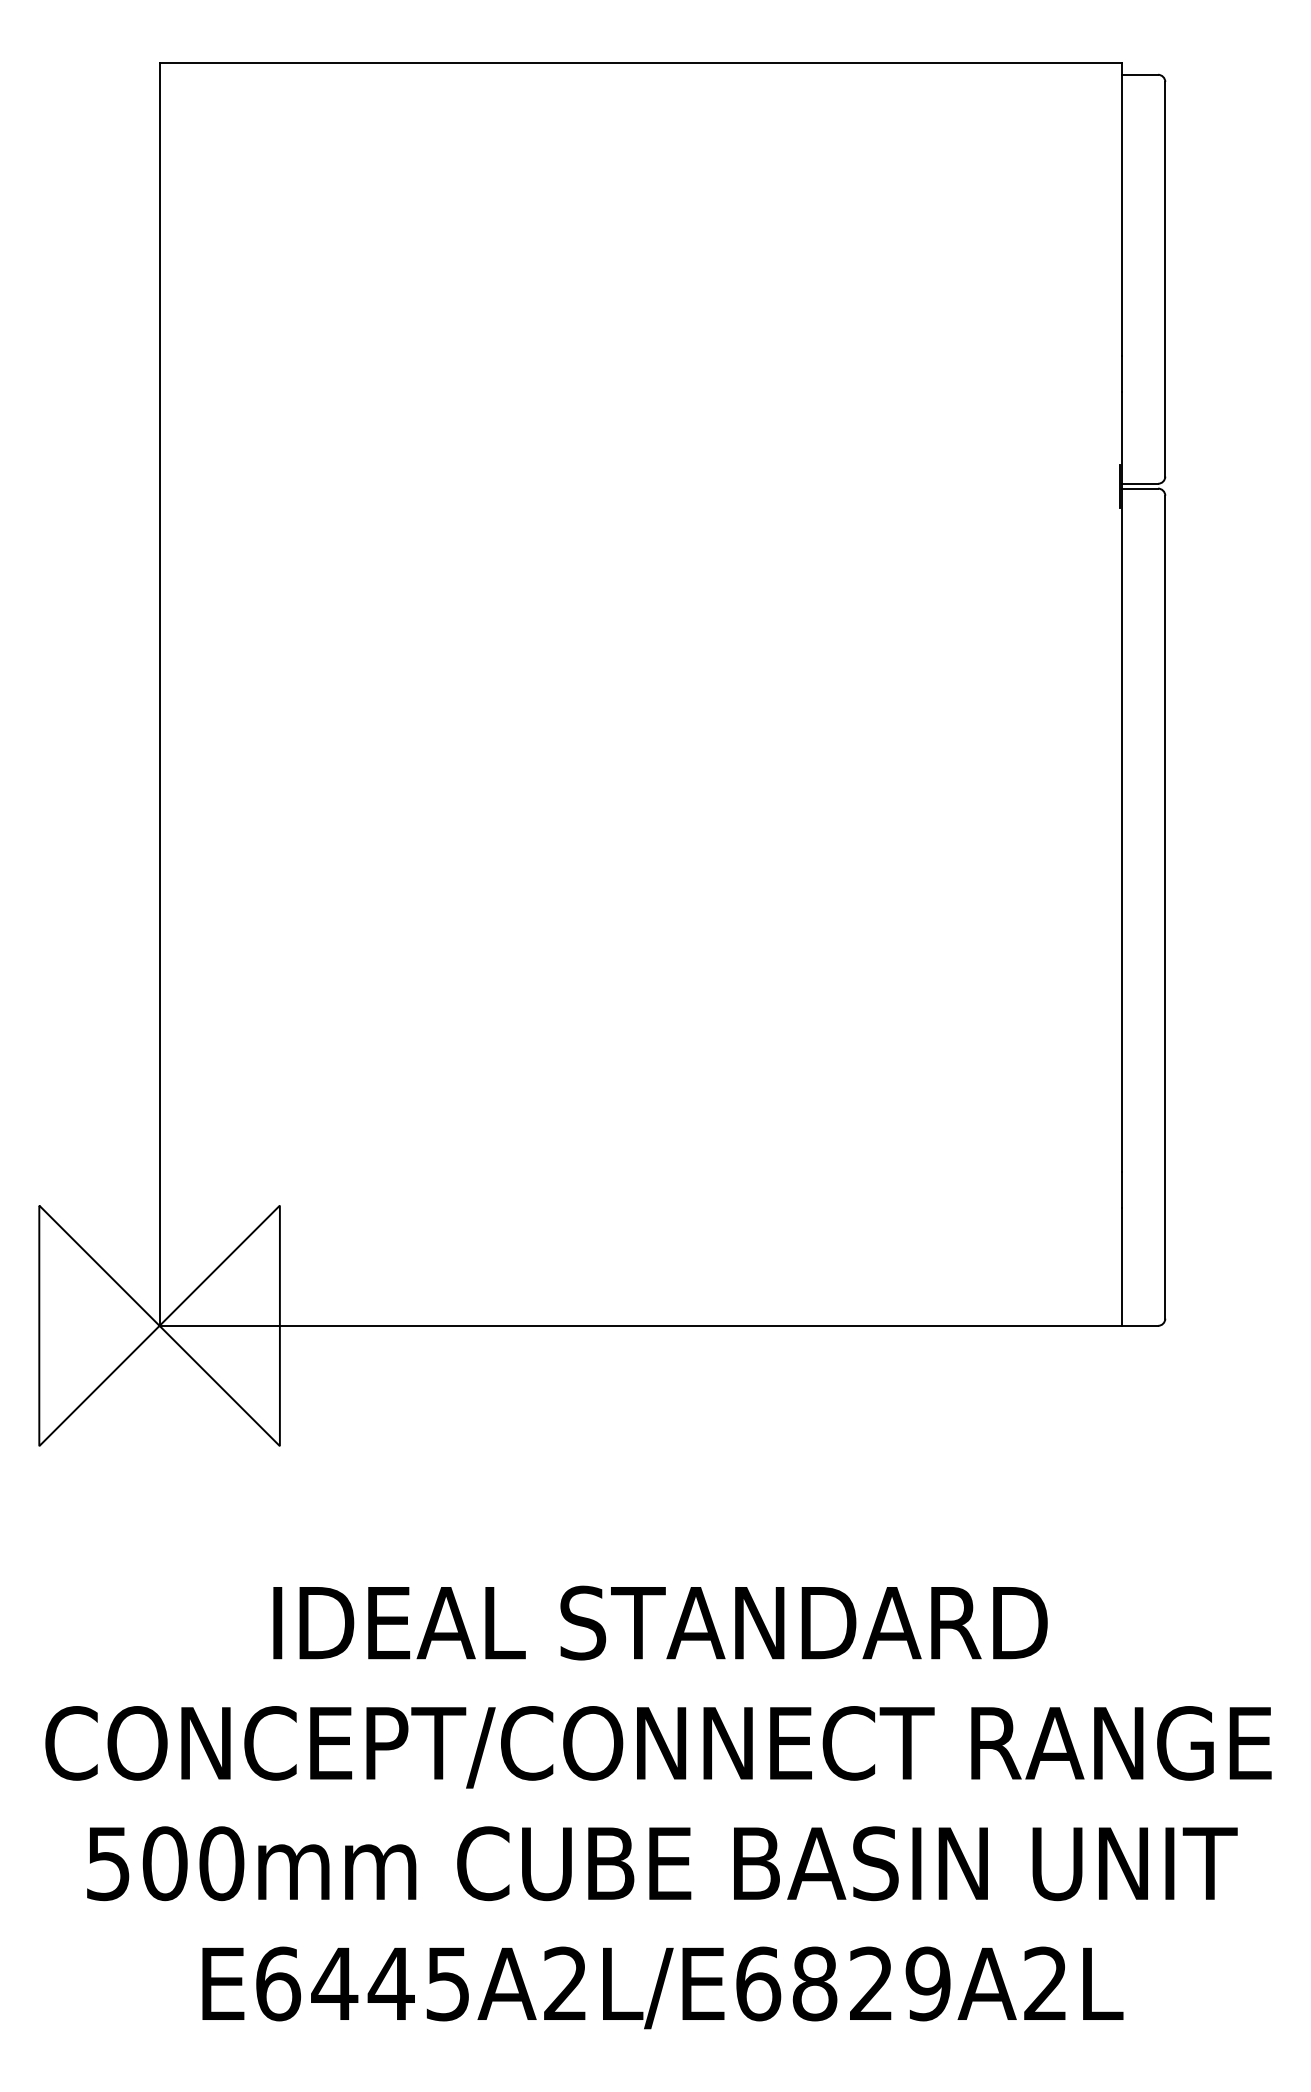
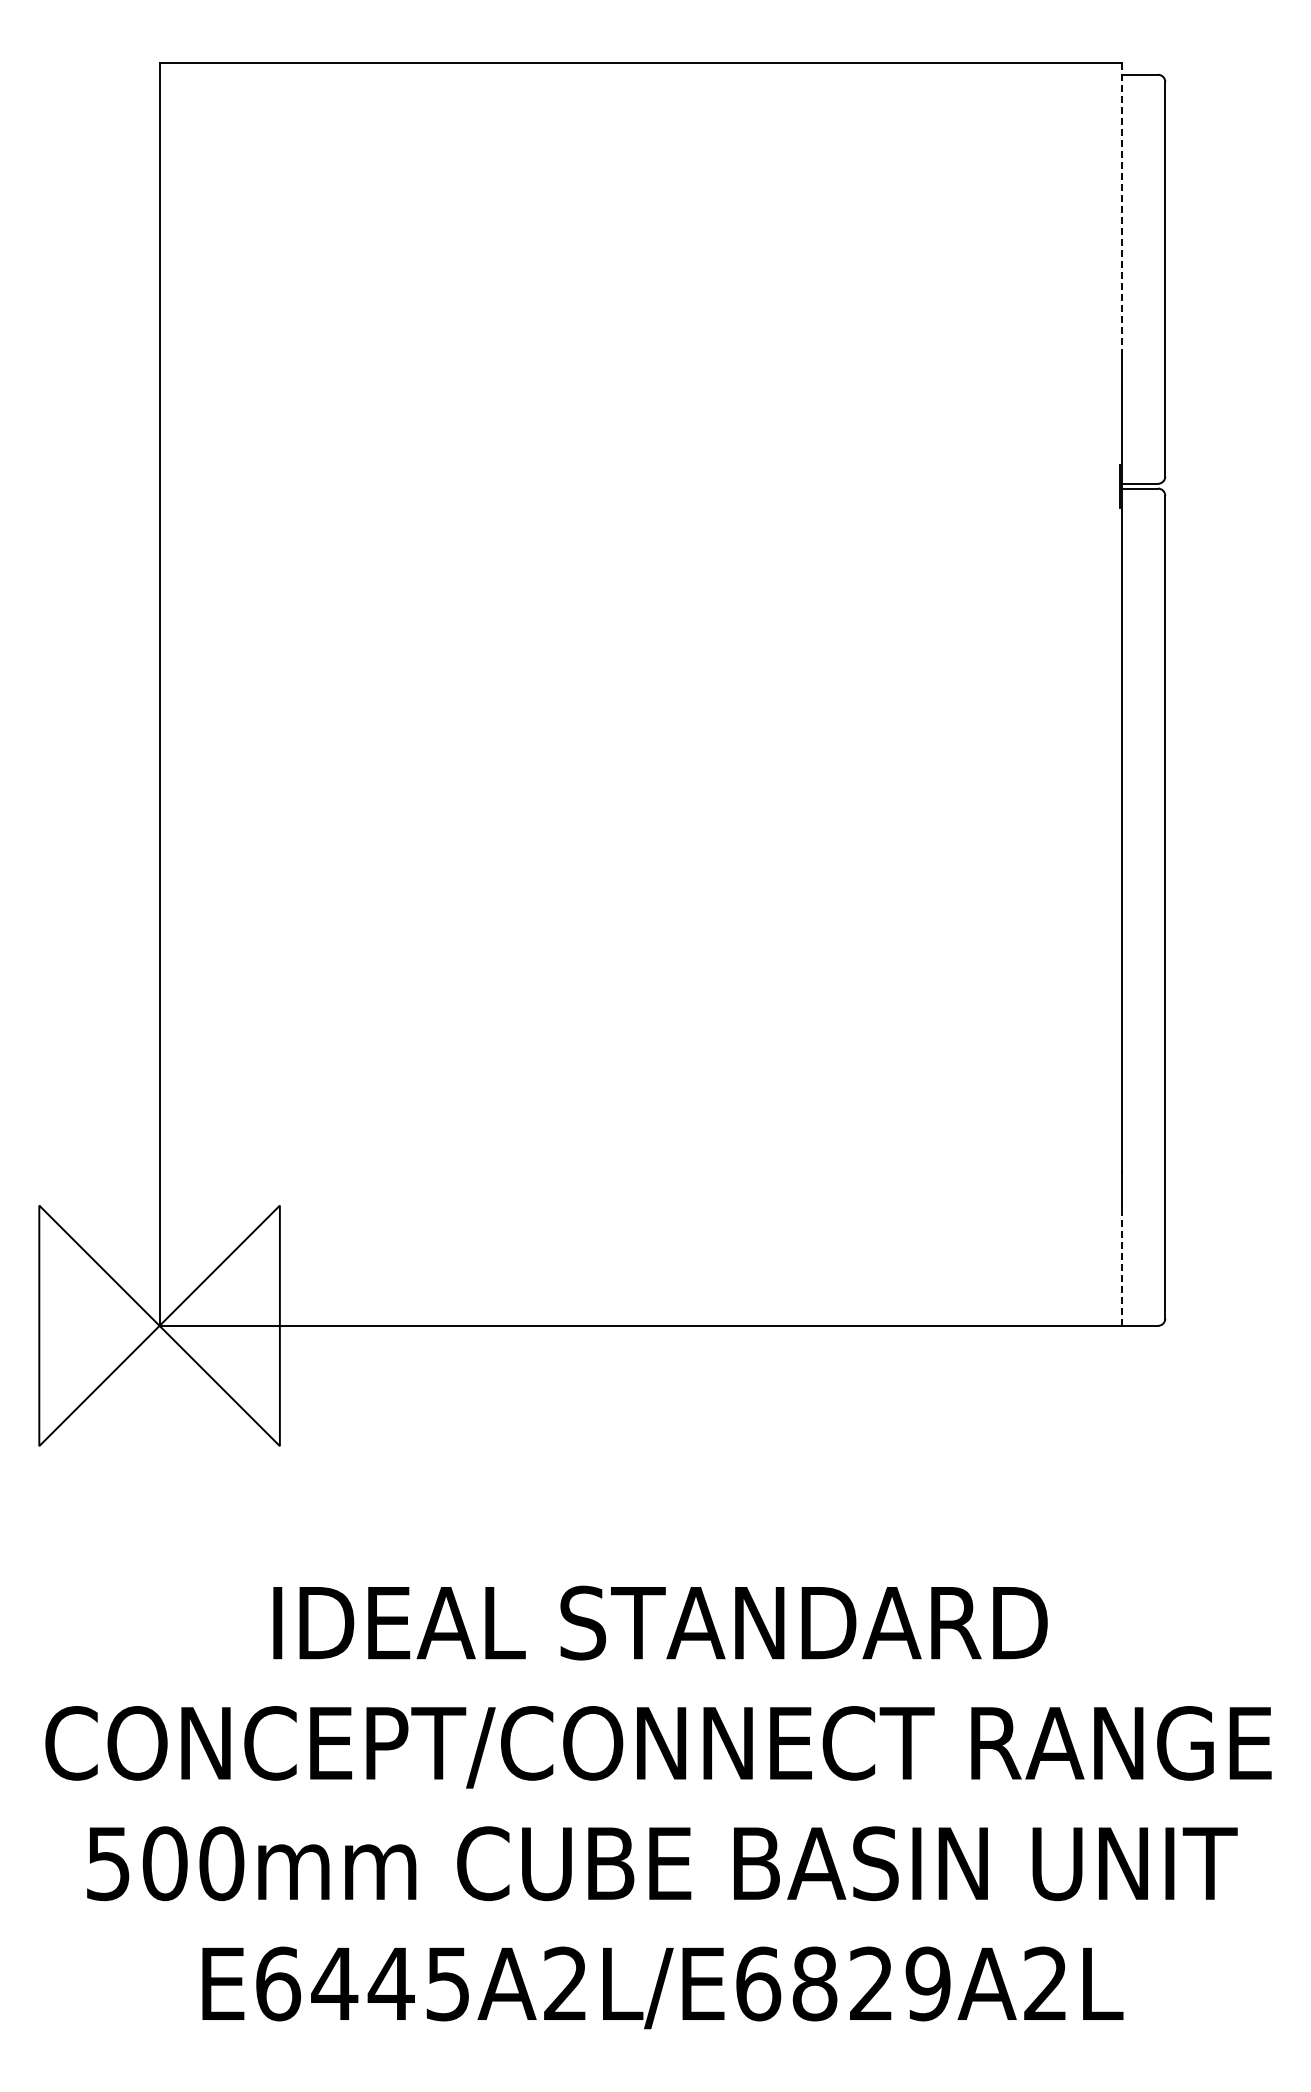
line: solid -> dashed (1121, 209)
line: solid -> dashed (1121, 1266)
